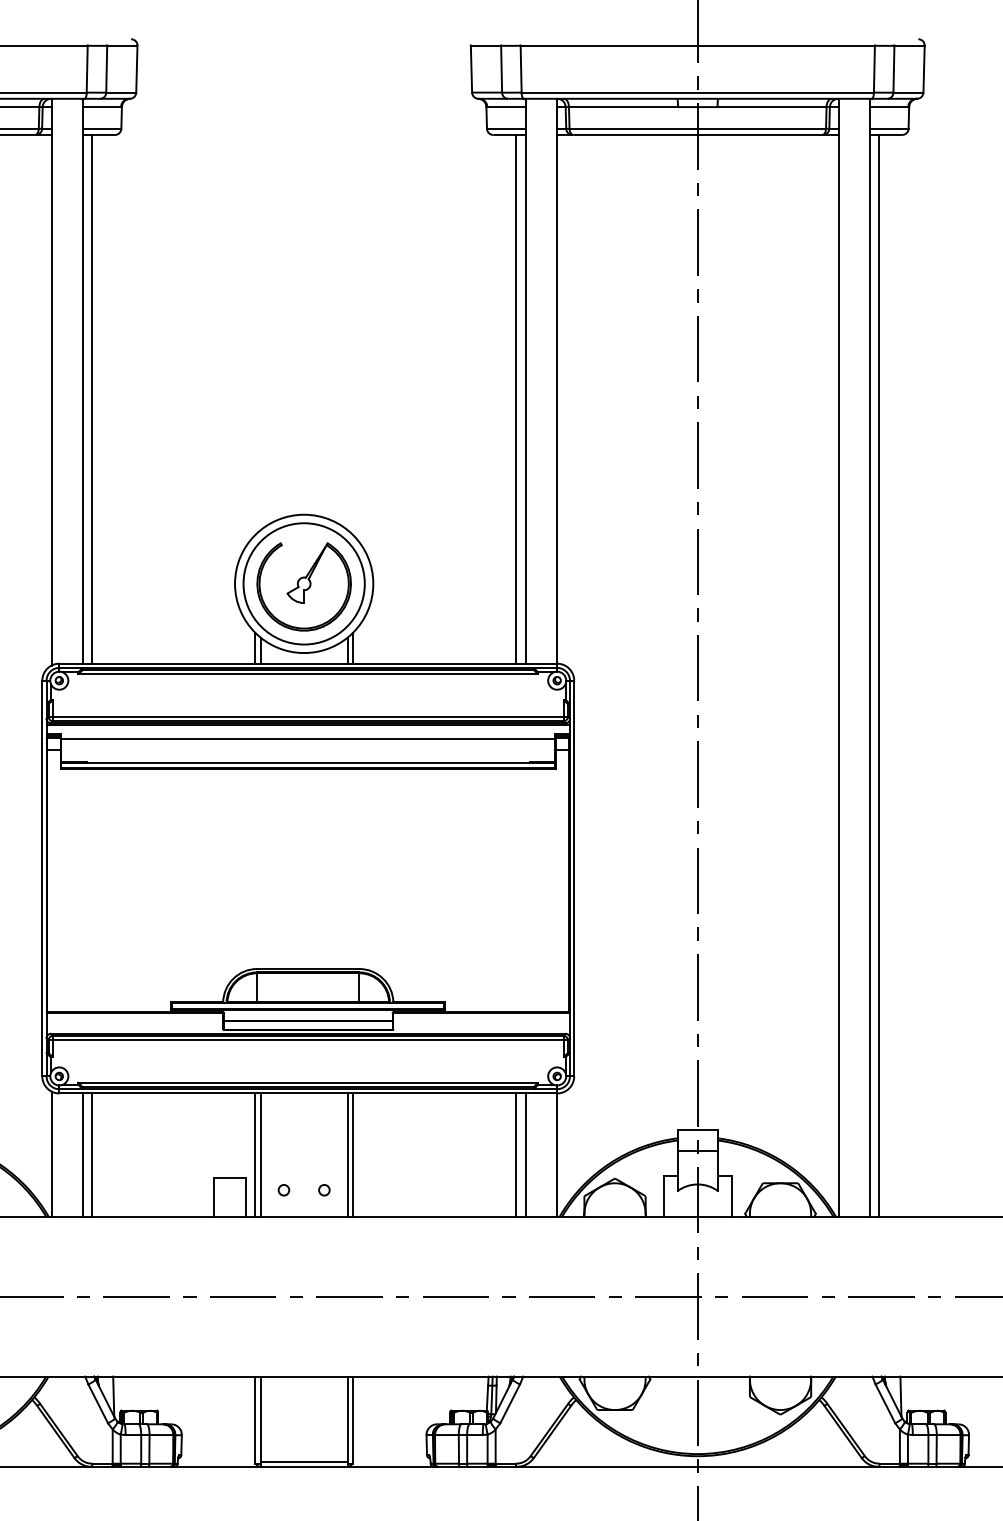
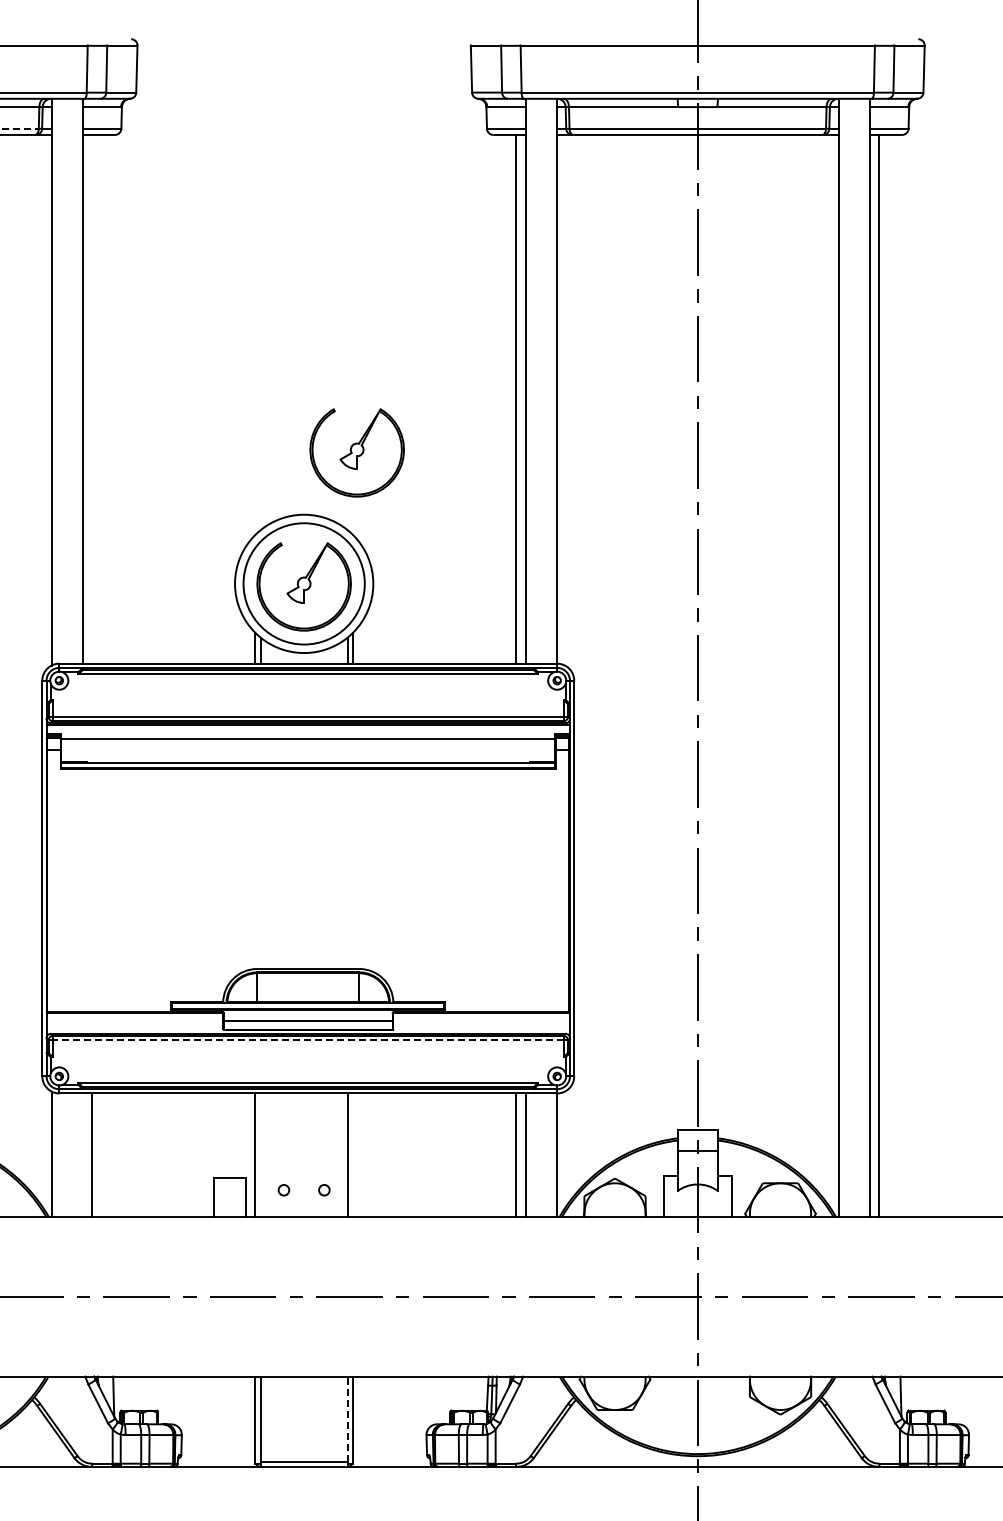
line: solid -> dashed (19, 128)
line: present -> none (92, 398)
part: none -> present (356, 452)
line: solid -> dashed (307, 1040)
line: present -> none (82, 1154)
line: present -> none (260, 1154)
line: present -> none (353, 1154)
line: solid -> dashed (347, 1419)
